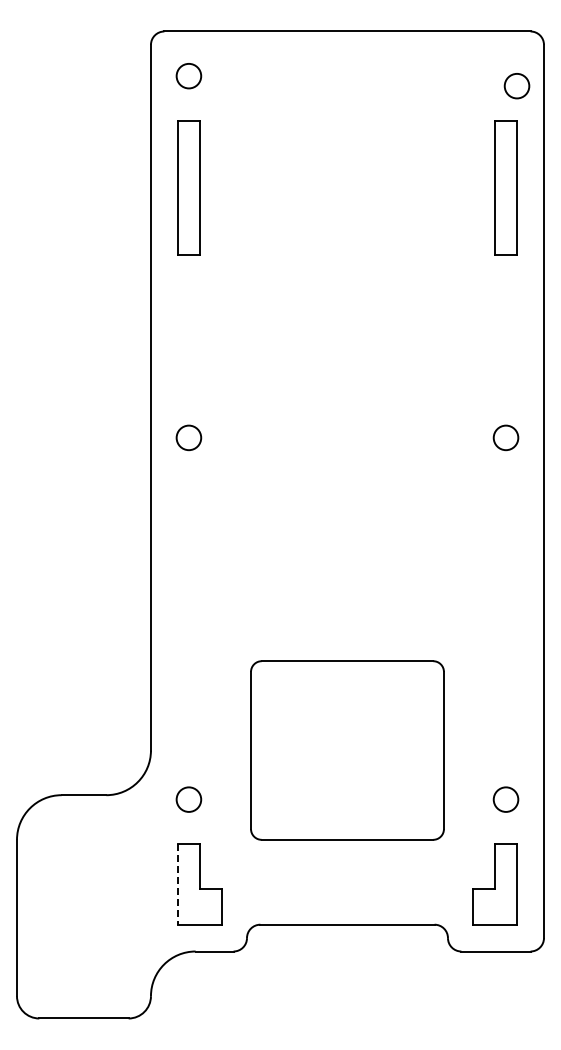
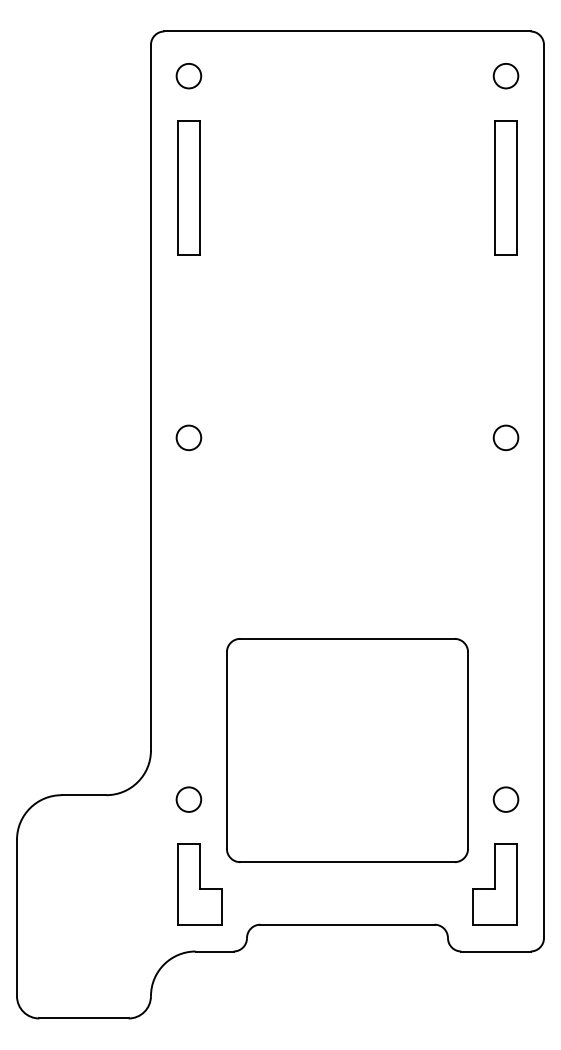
circle position: (516, 86) -> (505, 76) (505, 76)
part size: 195x181 px -> 243x225 px (347, 750)
line: dashed -> solid (177, 885)
